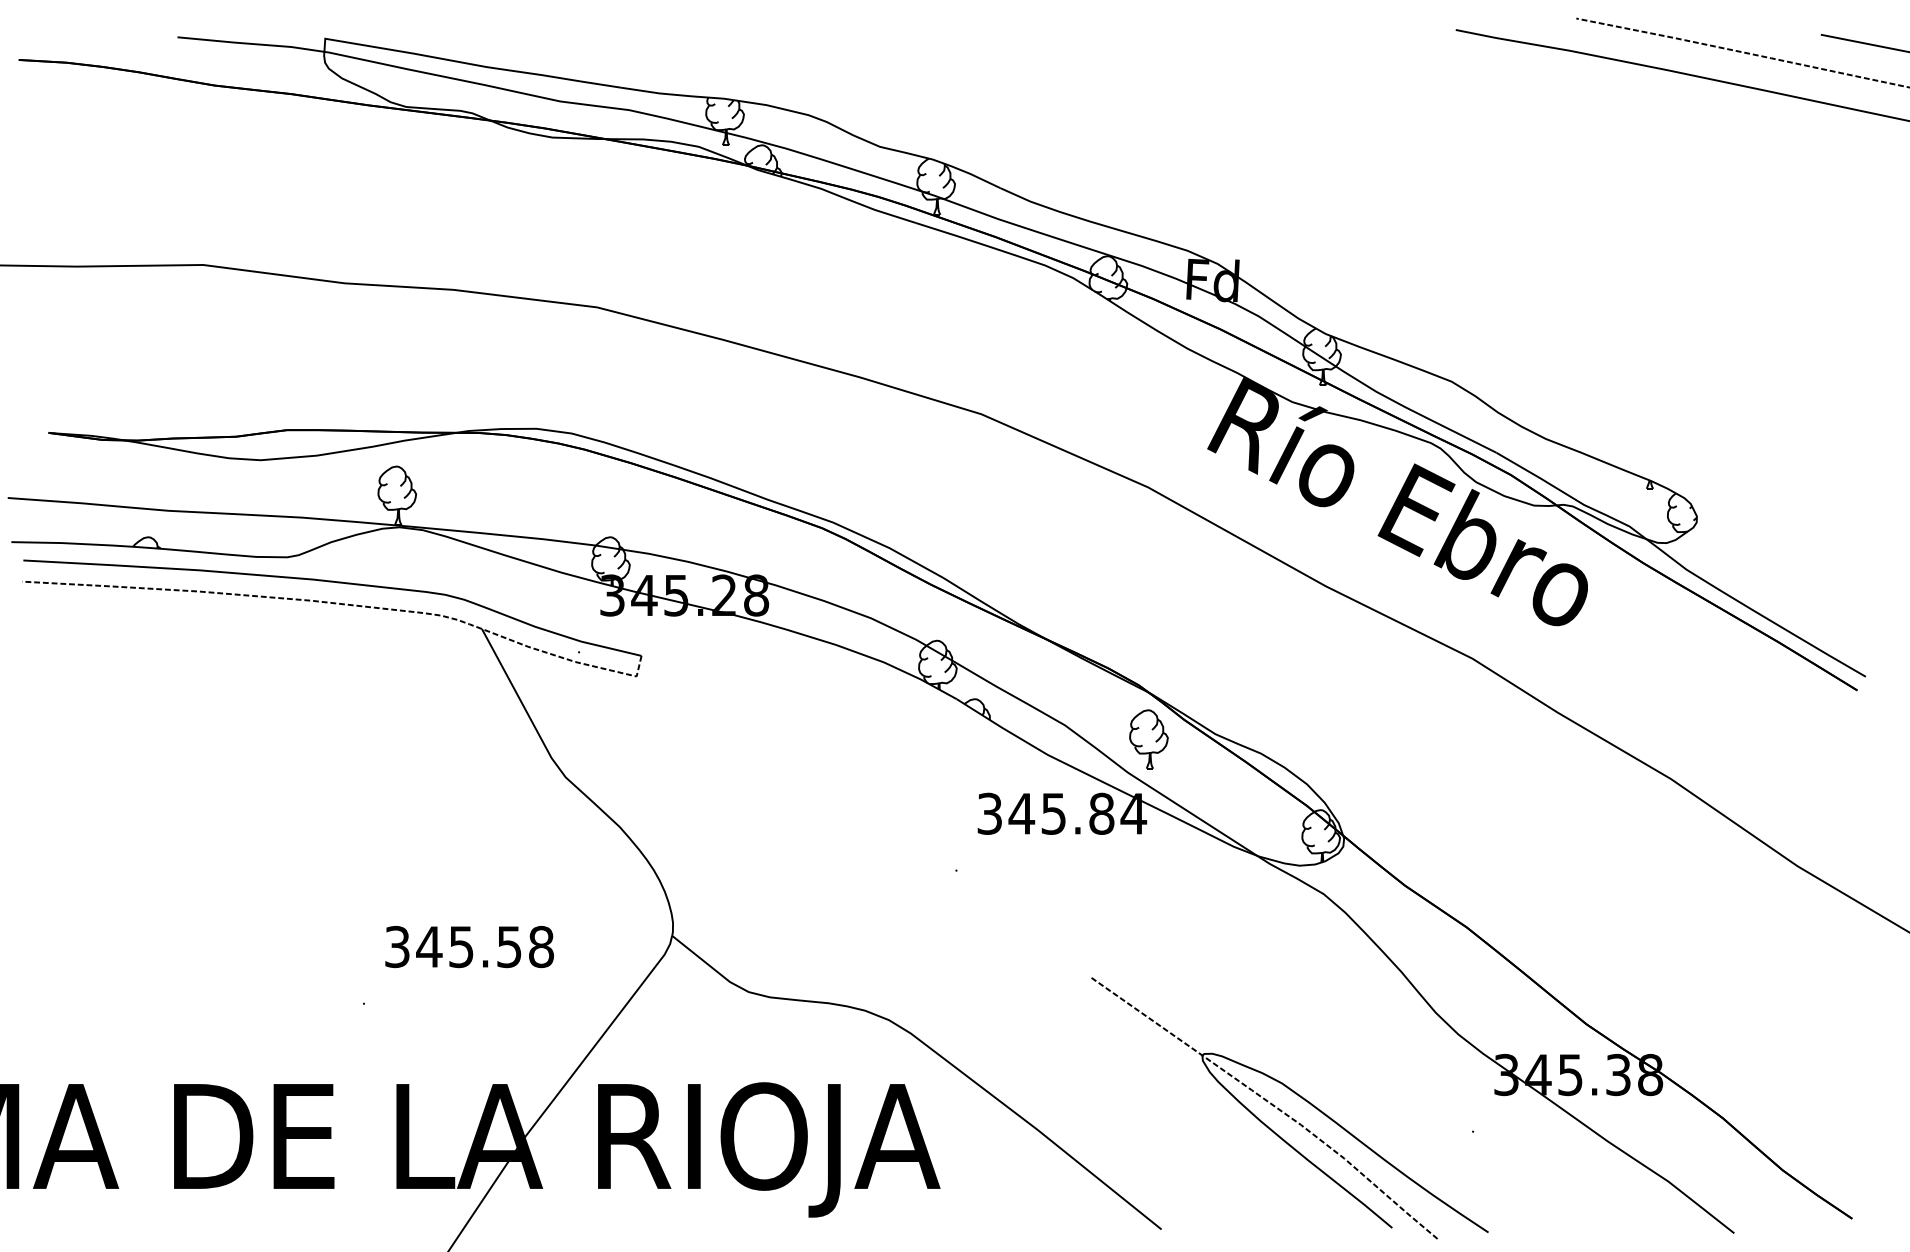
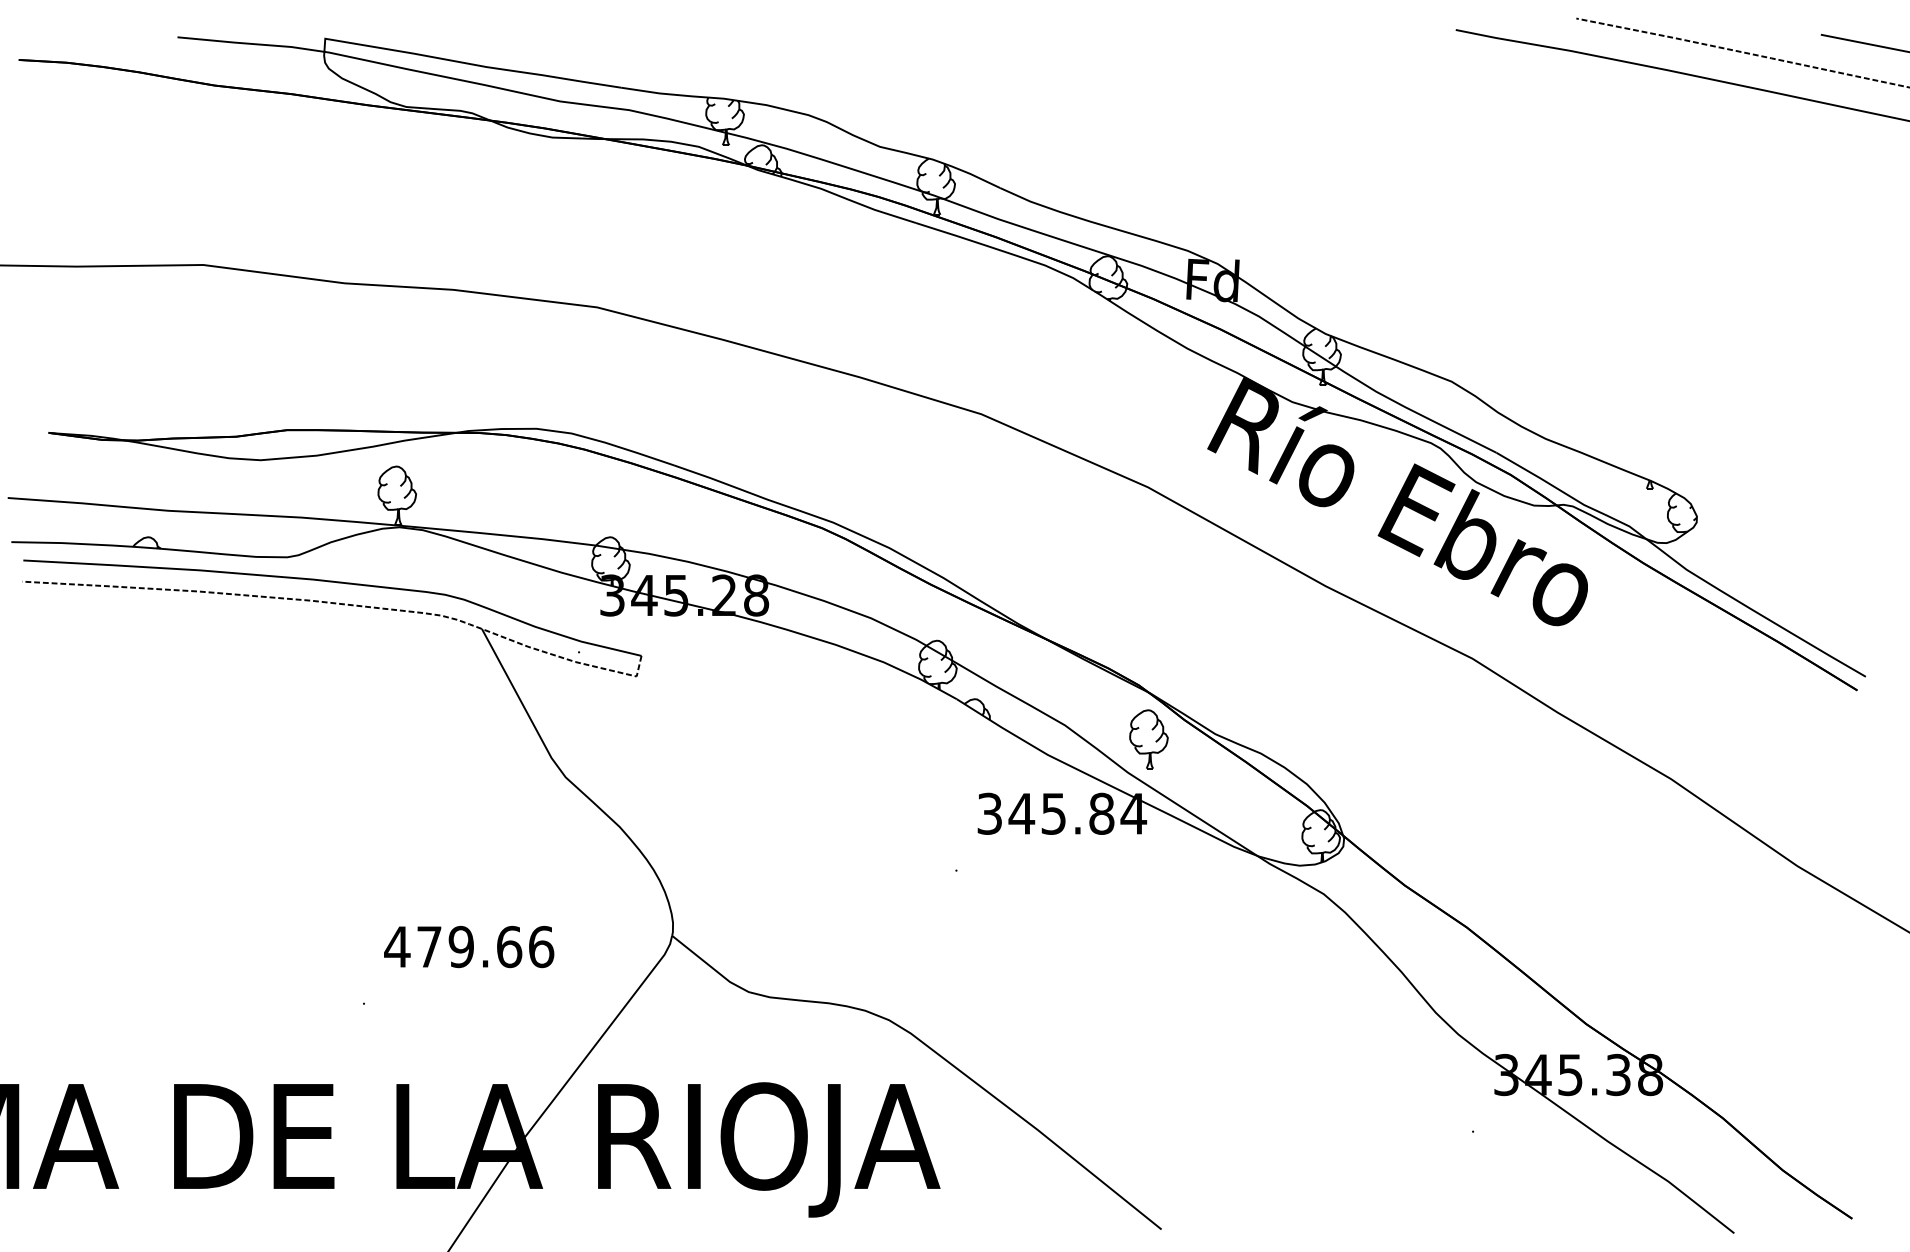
text: 345.58 -> 479.66 (469, 946)
part: present -> none (1289, 1108)
